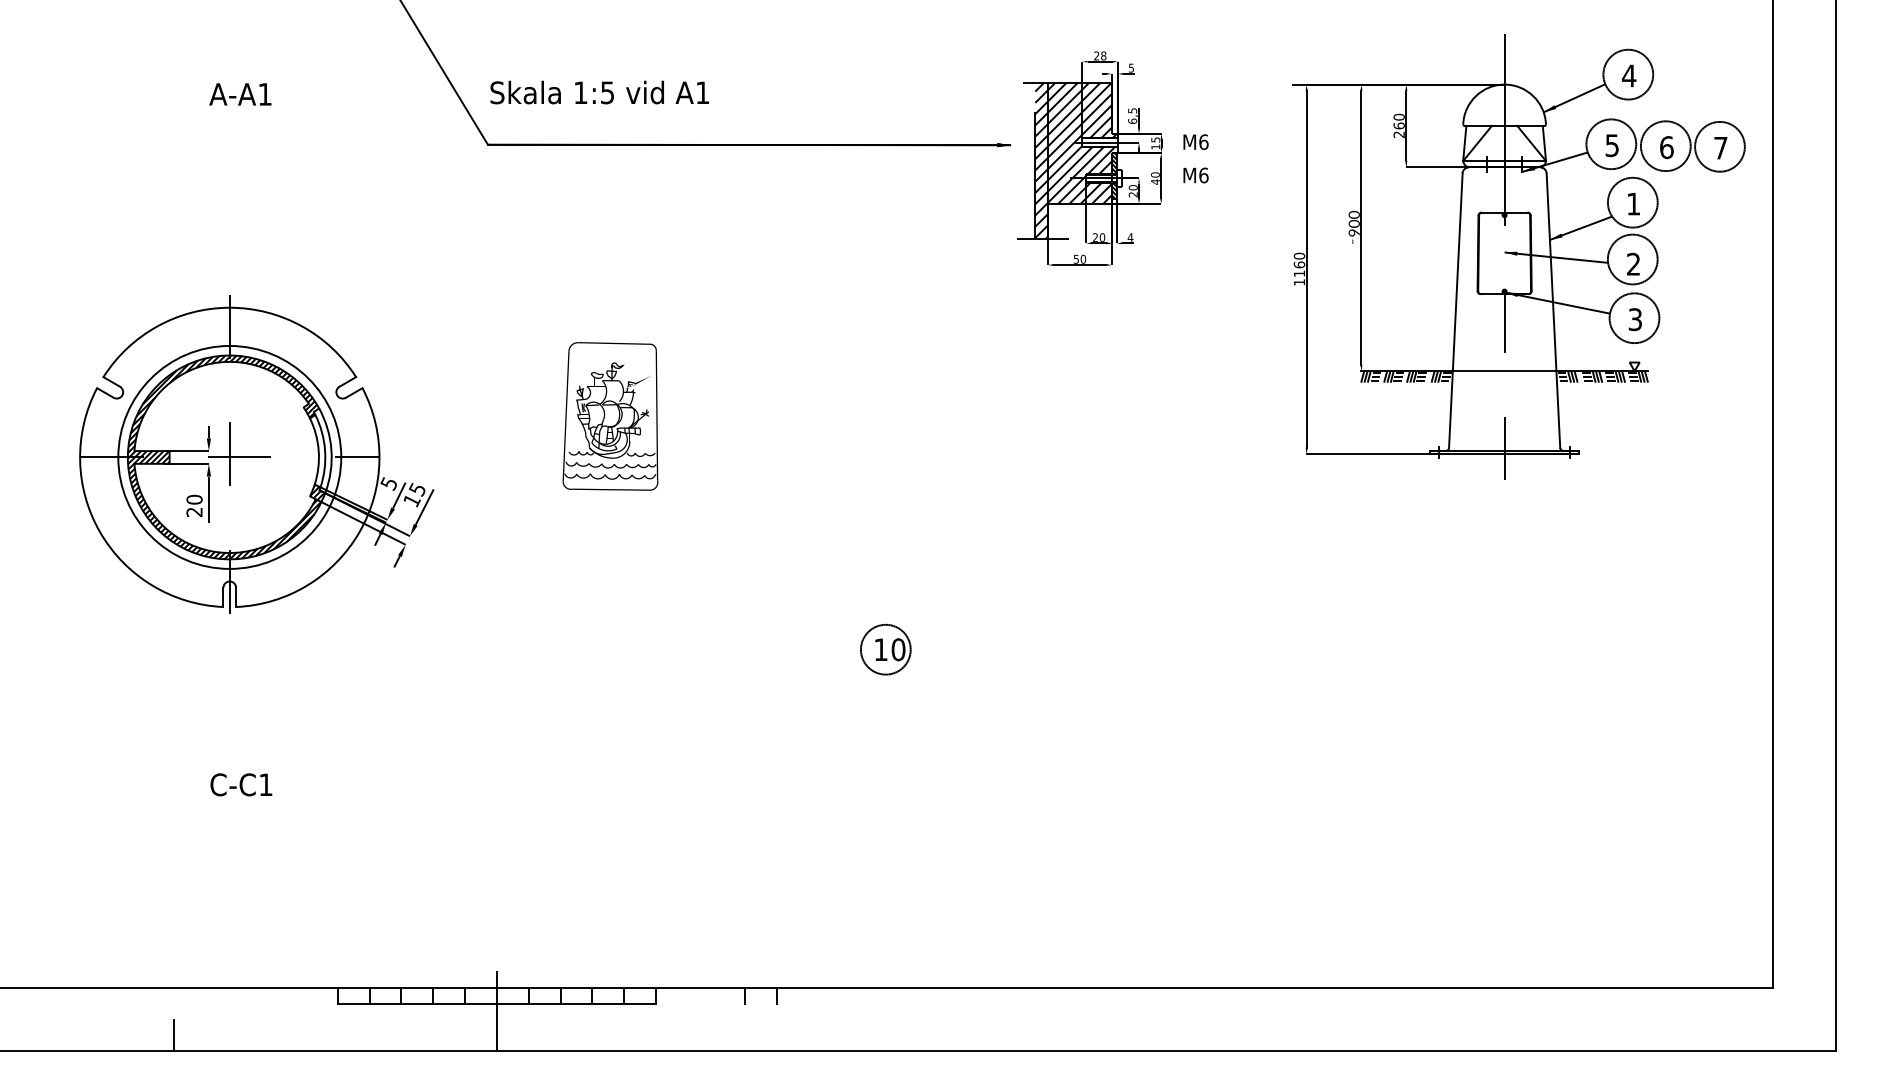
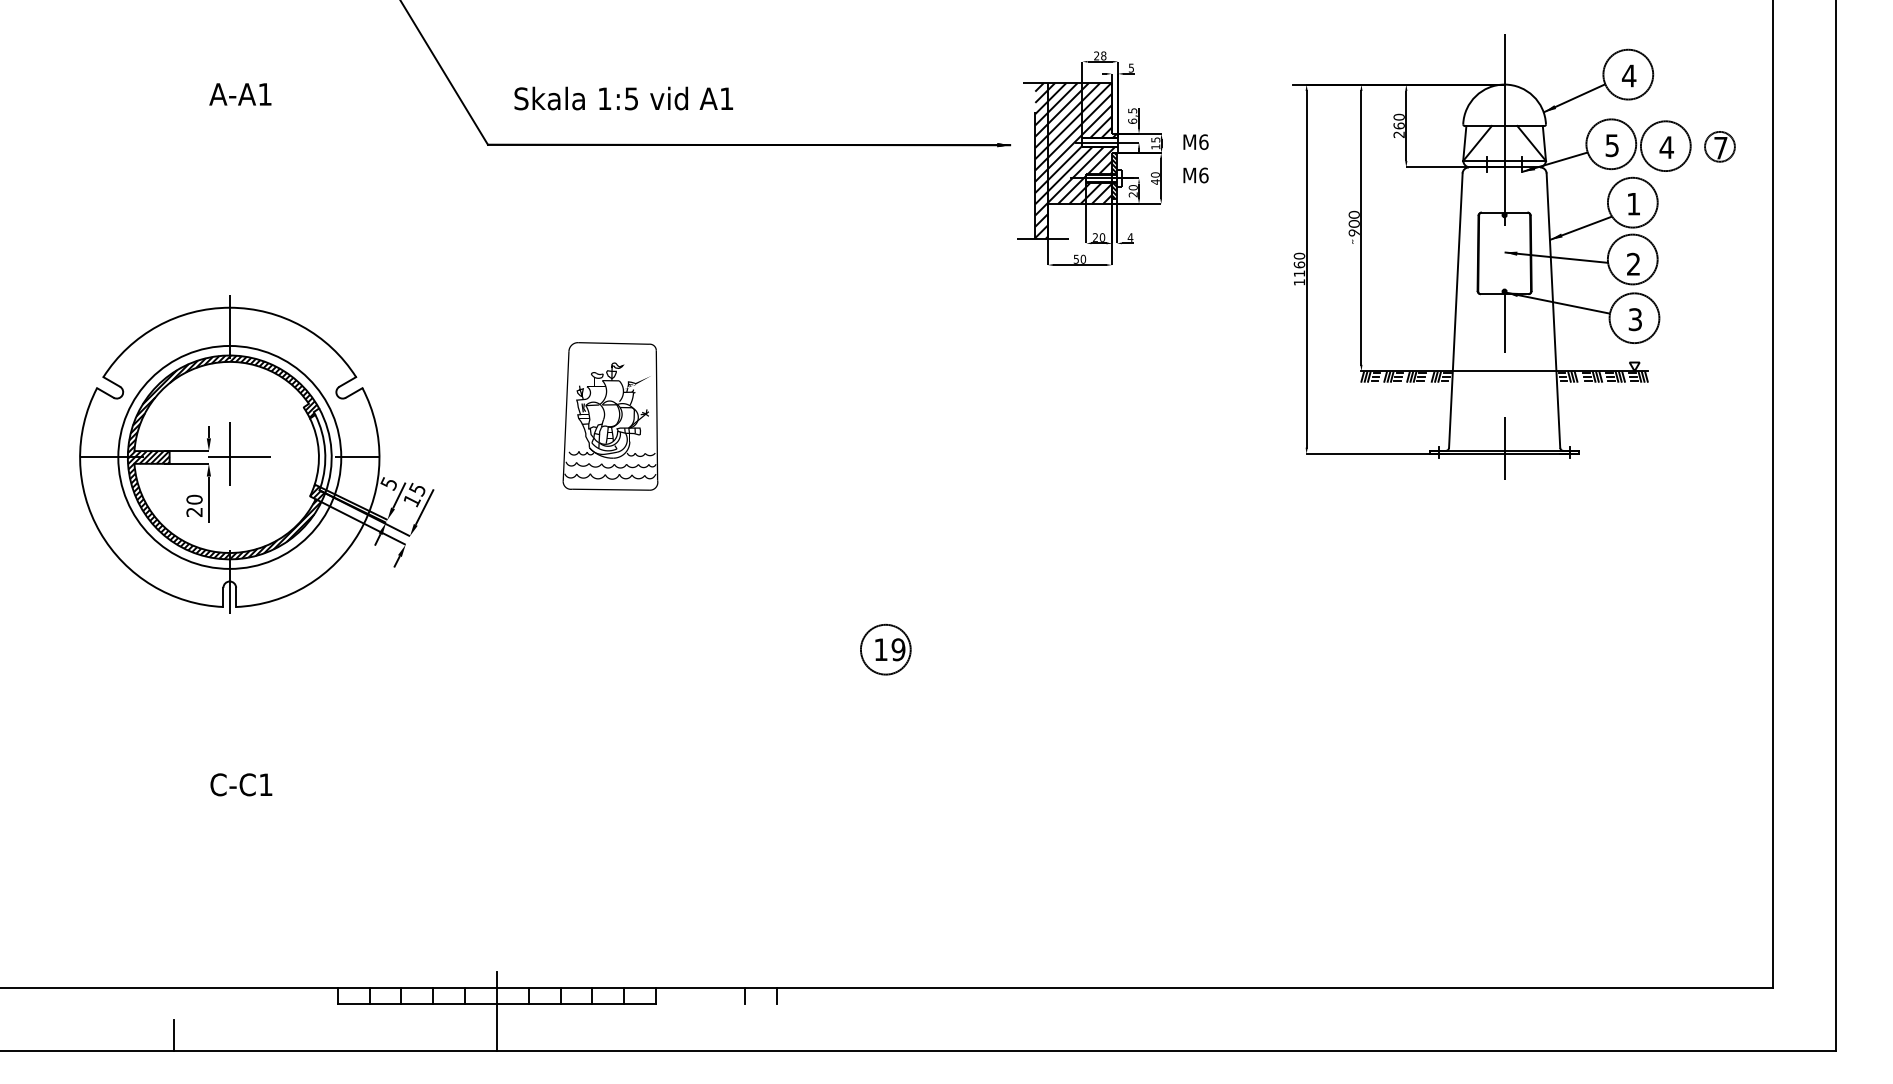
text position: (599, 92) -> (623, 98) (623, 98)
circle diameter: 50 px -> 30 px (1719, 146)
text: 6 -> 4 (1666, 147)
text: 10 -> 19 (898, 649)
